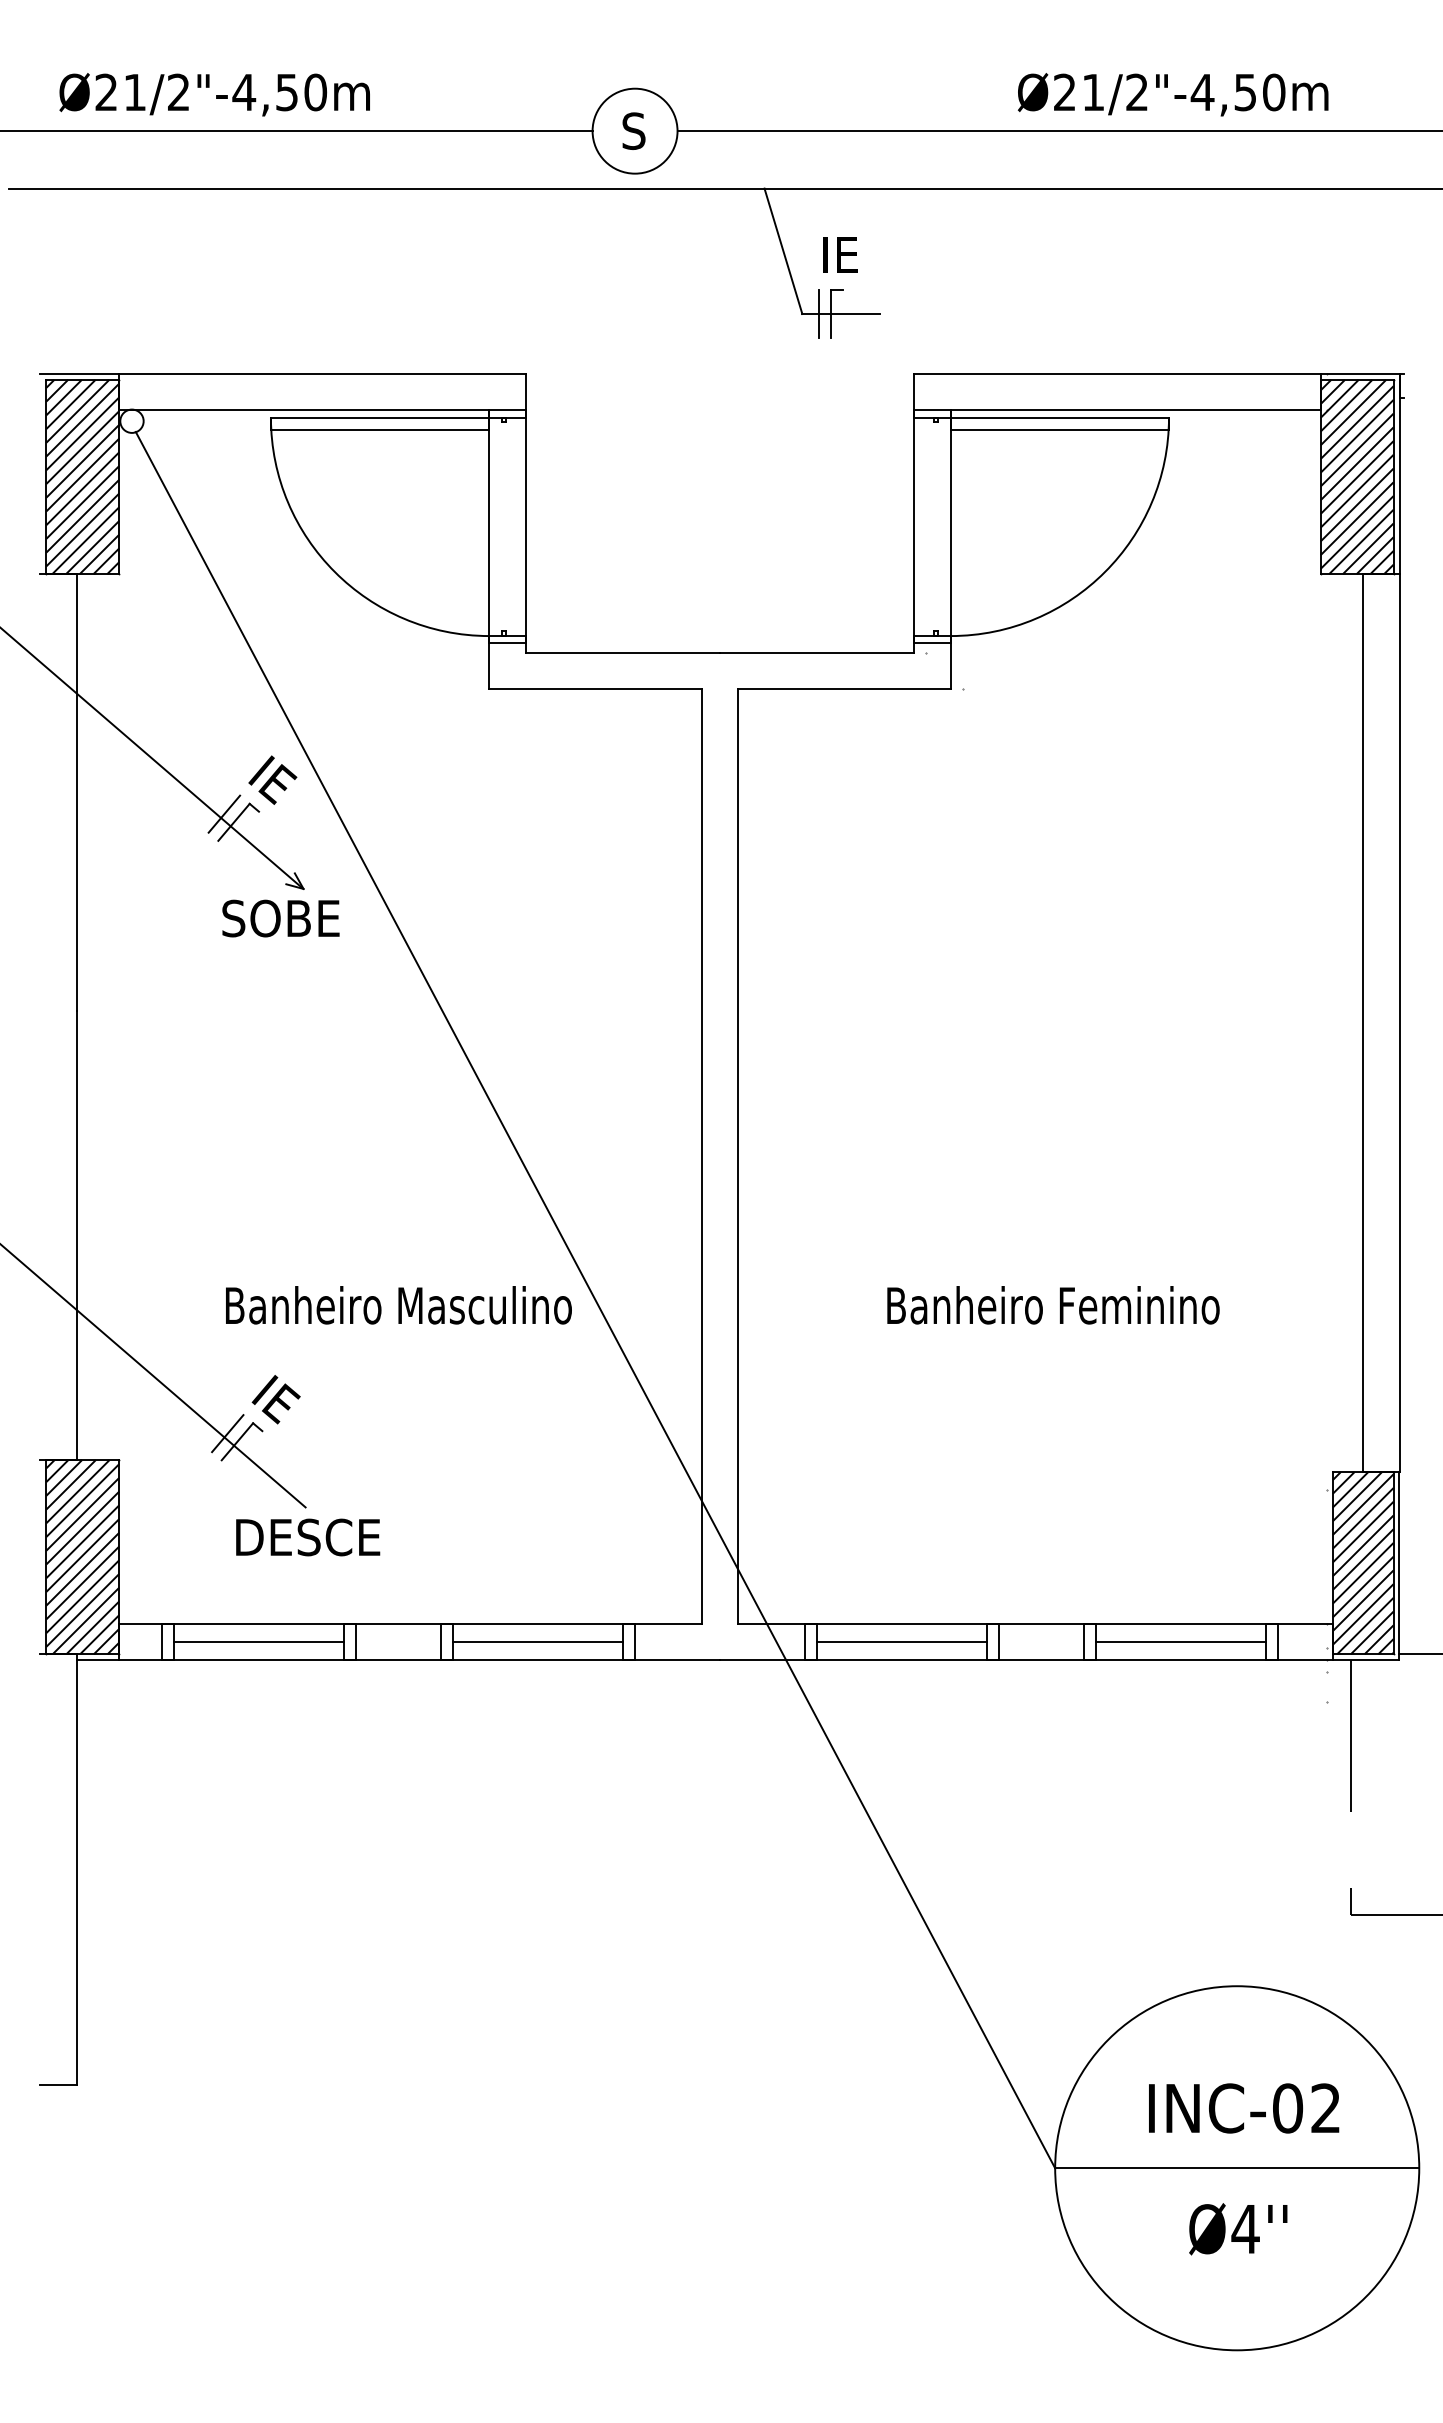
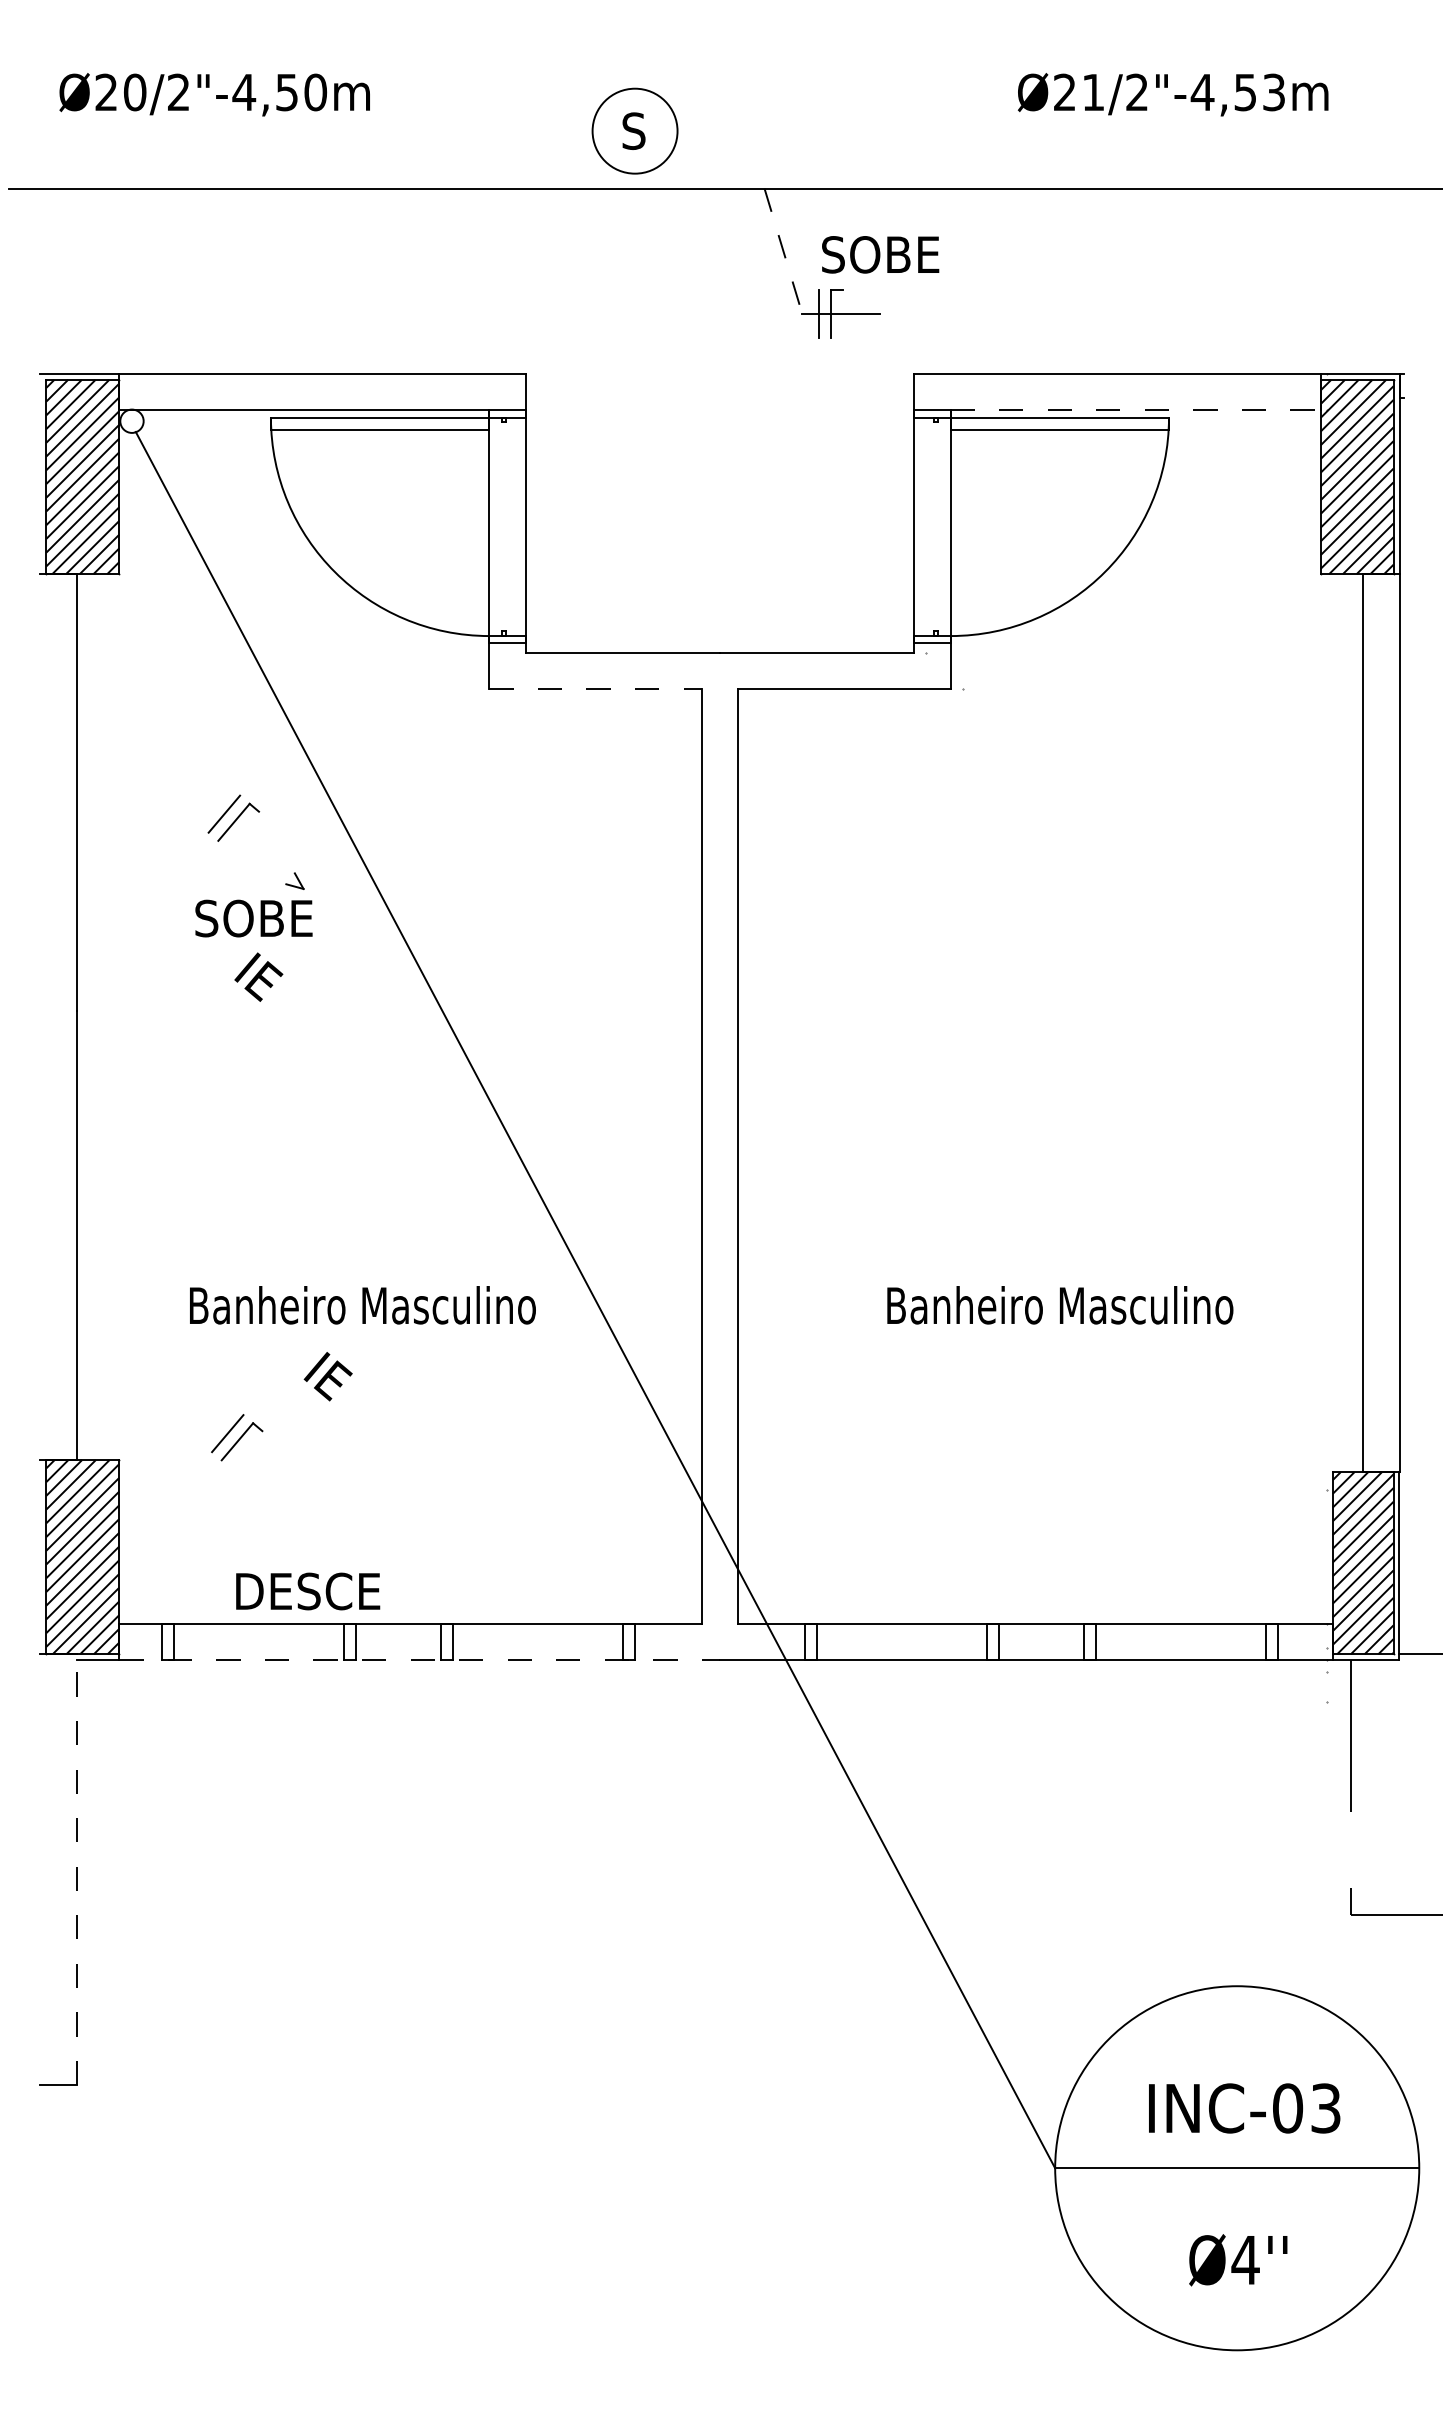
text: Ø21/2"-4,50m -> Ø20/2"-4,50m (135, 92)
text: Ø21/2"-4,50m -> Ø21/2"-4,53m (1274, 92)
line: present -> none (297, 131)
line: present -> none (1058, 131)
line: solid -> dashed (783, 251)
text: IE -> SOBE (880, 254)
line: solid -> dashed (1136, 410)
line: solid -> dashed (596, 689)
line: present -> none (152, 758)
text position: (272, 779) -> (258, 976) (258, 976)
text position: (280, 918) -> (253, 918) (253, 918)
text position: (398, 1305) -> (362, 1305) (362, 1305)
text: Banheiro Feminino -> Banheiro Masculino (1148, 1305)
line: present -> none (153, 1376)
text position: (275, 1399) -> (327, 1376) (327, 1376)
text position: (308, 1537) -> (308, 1591) (308, 1591)
line: present -> none (258, 1642)
line: present -> none (537, 1642)
line: present -> none (902, 1642)
line: present -> none (1181, 1642)
line: solid -> dashed (420, 1660)
line: solid -> dashed (76, 1869)
text: INC-02 -> INC-03 (1325, 2108)
text position: (1238, 2229) -> (1238, 2260) (1238, 2260)
